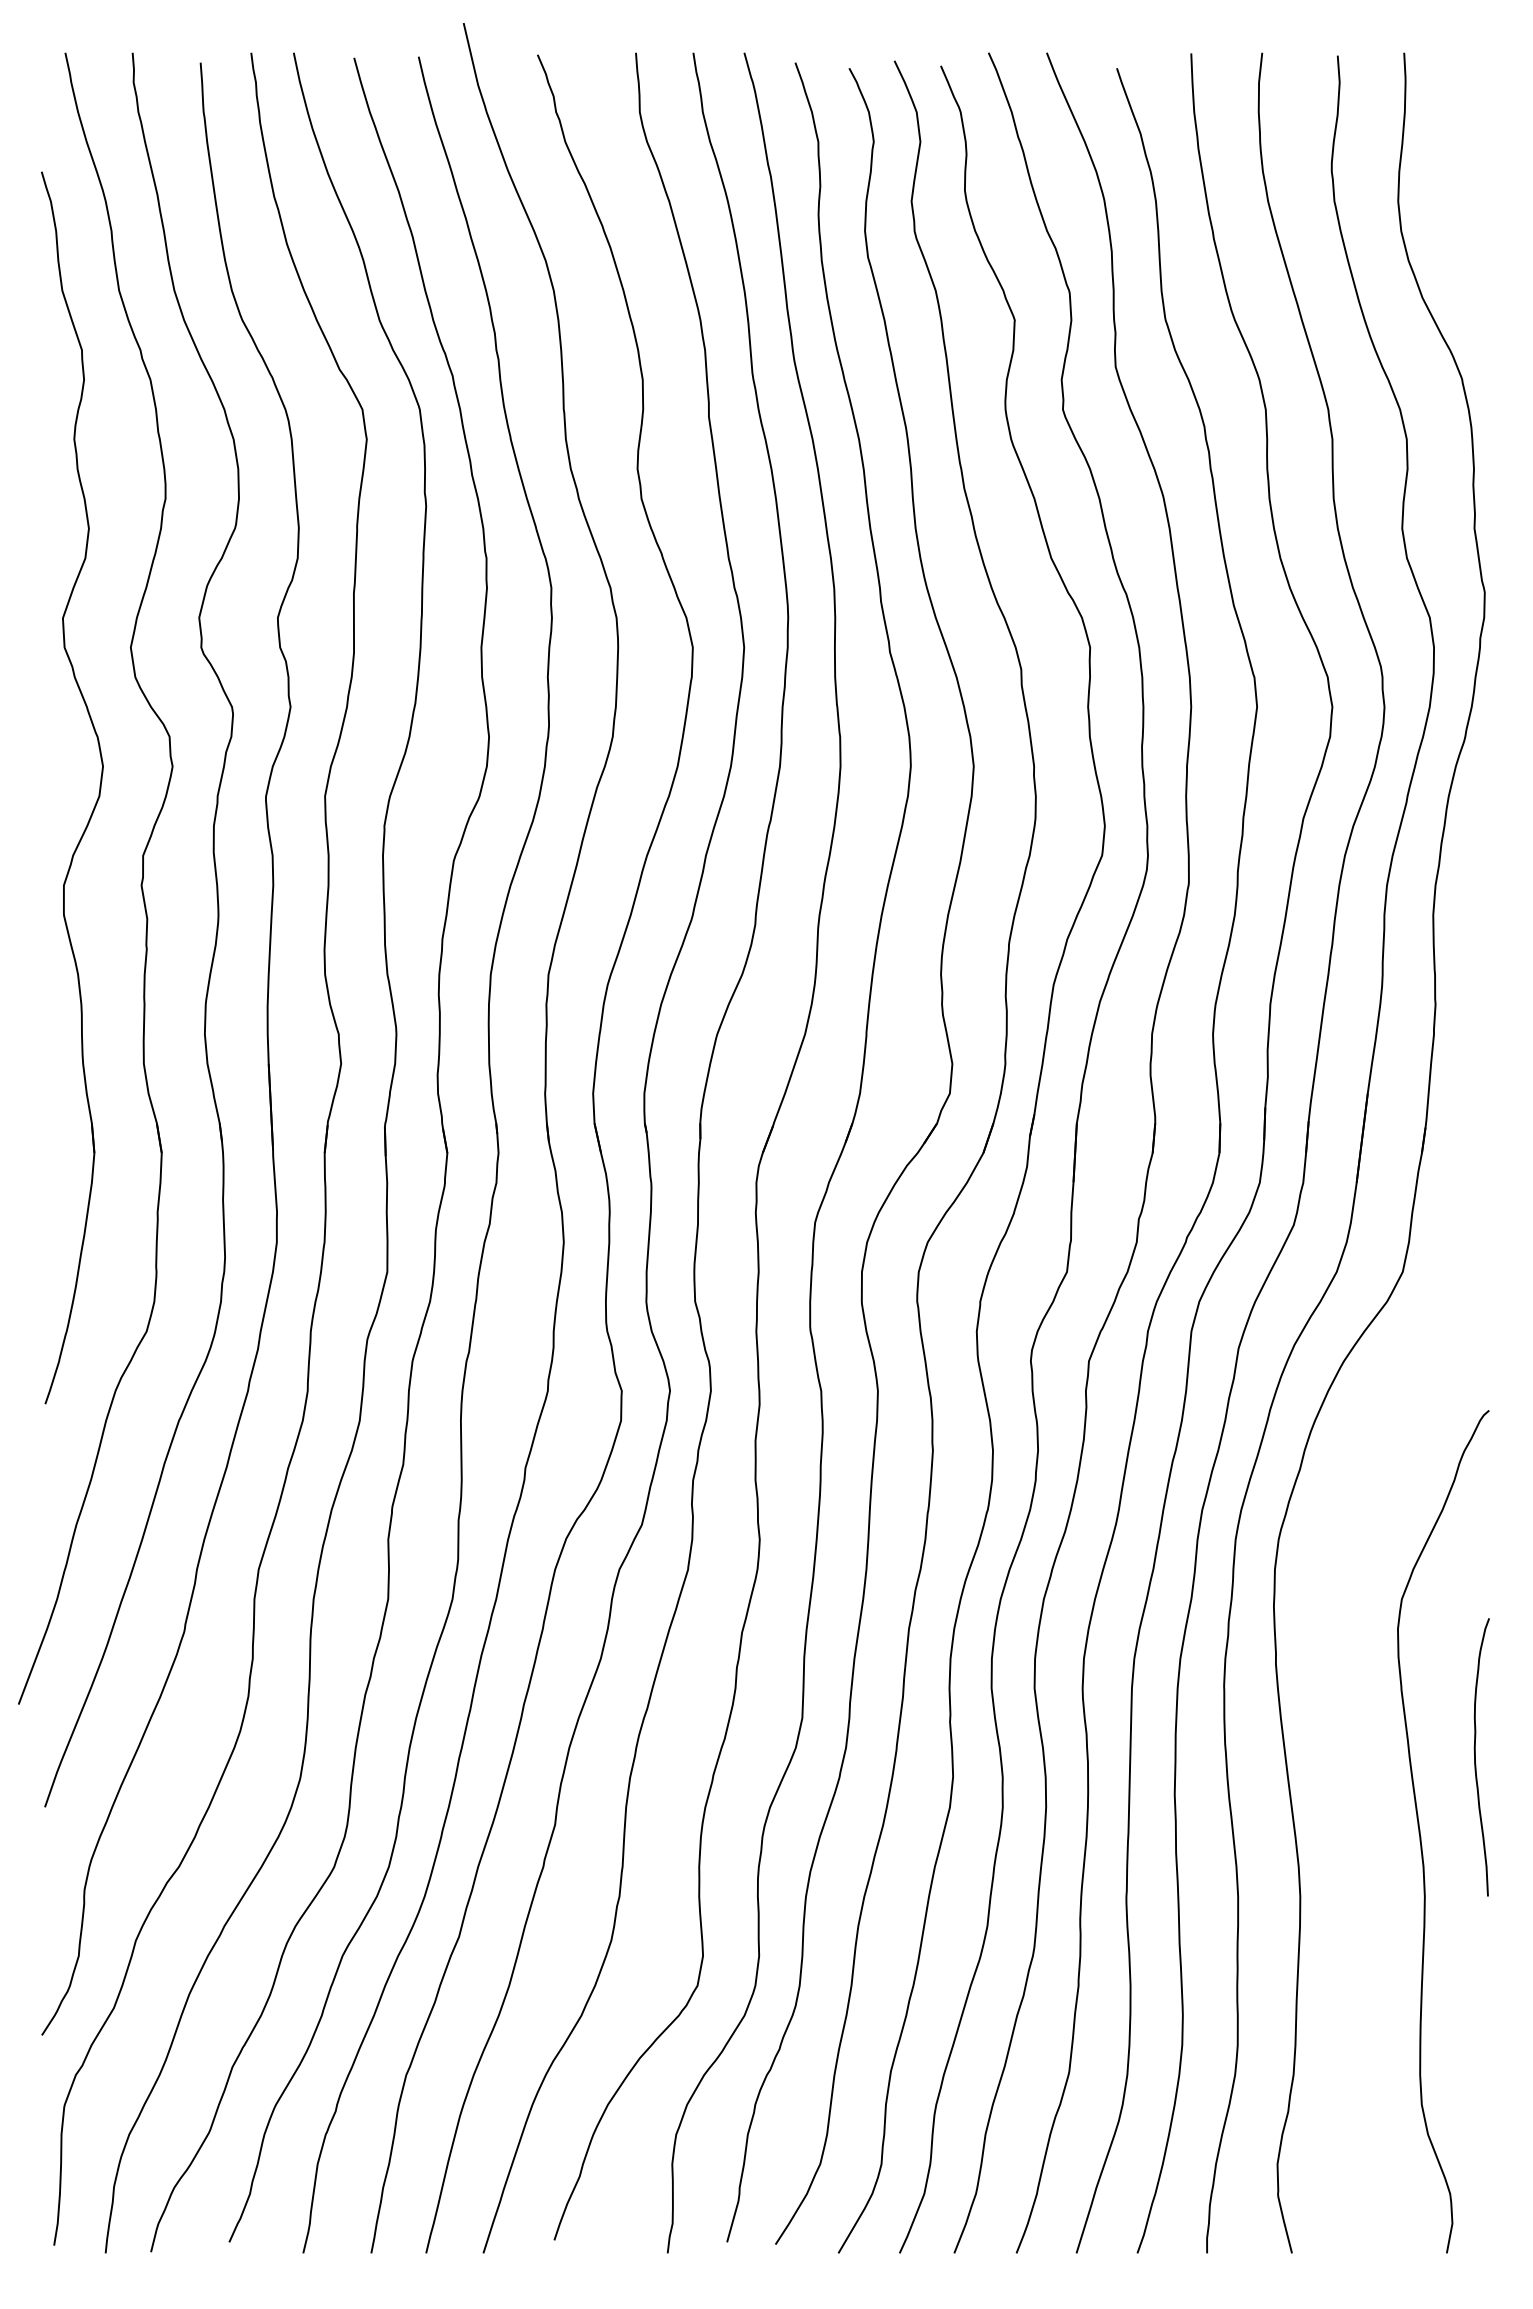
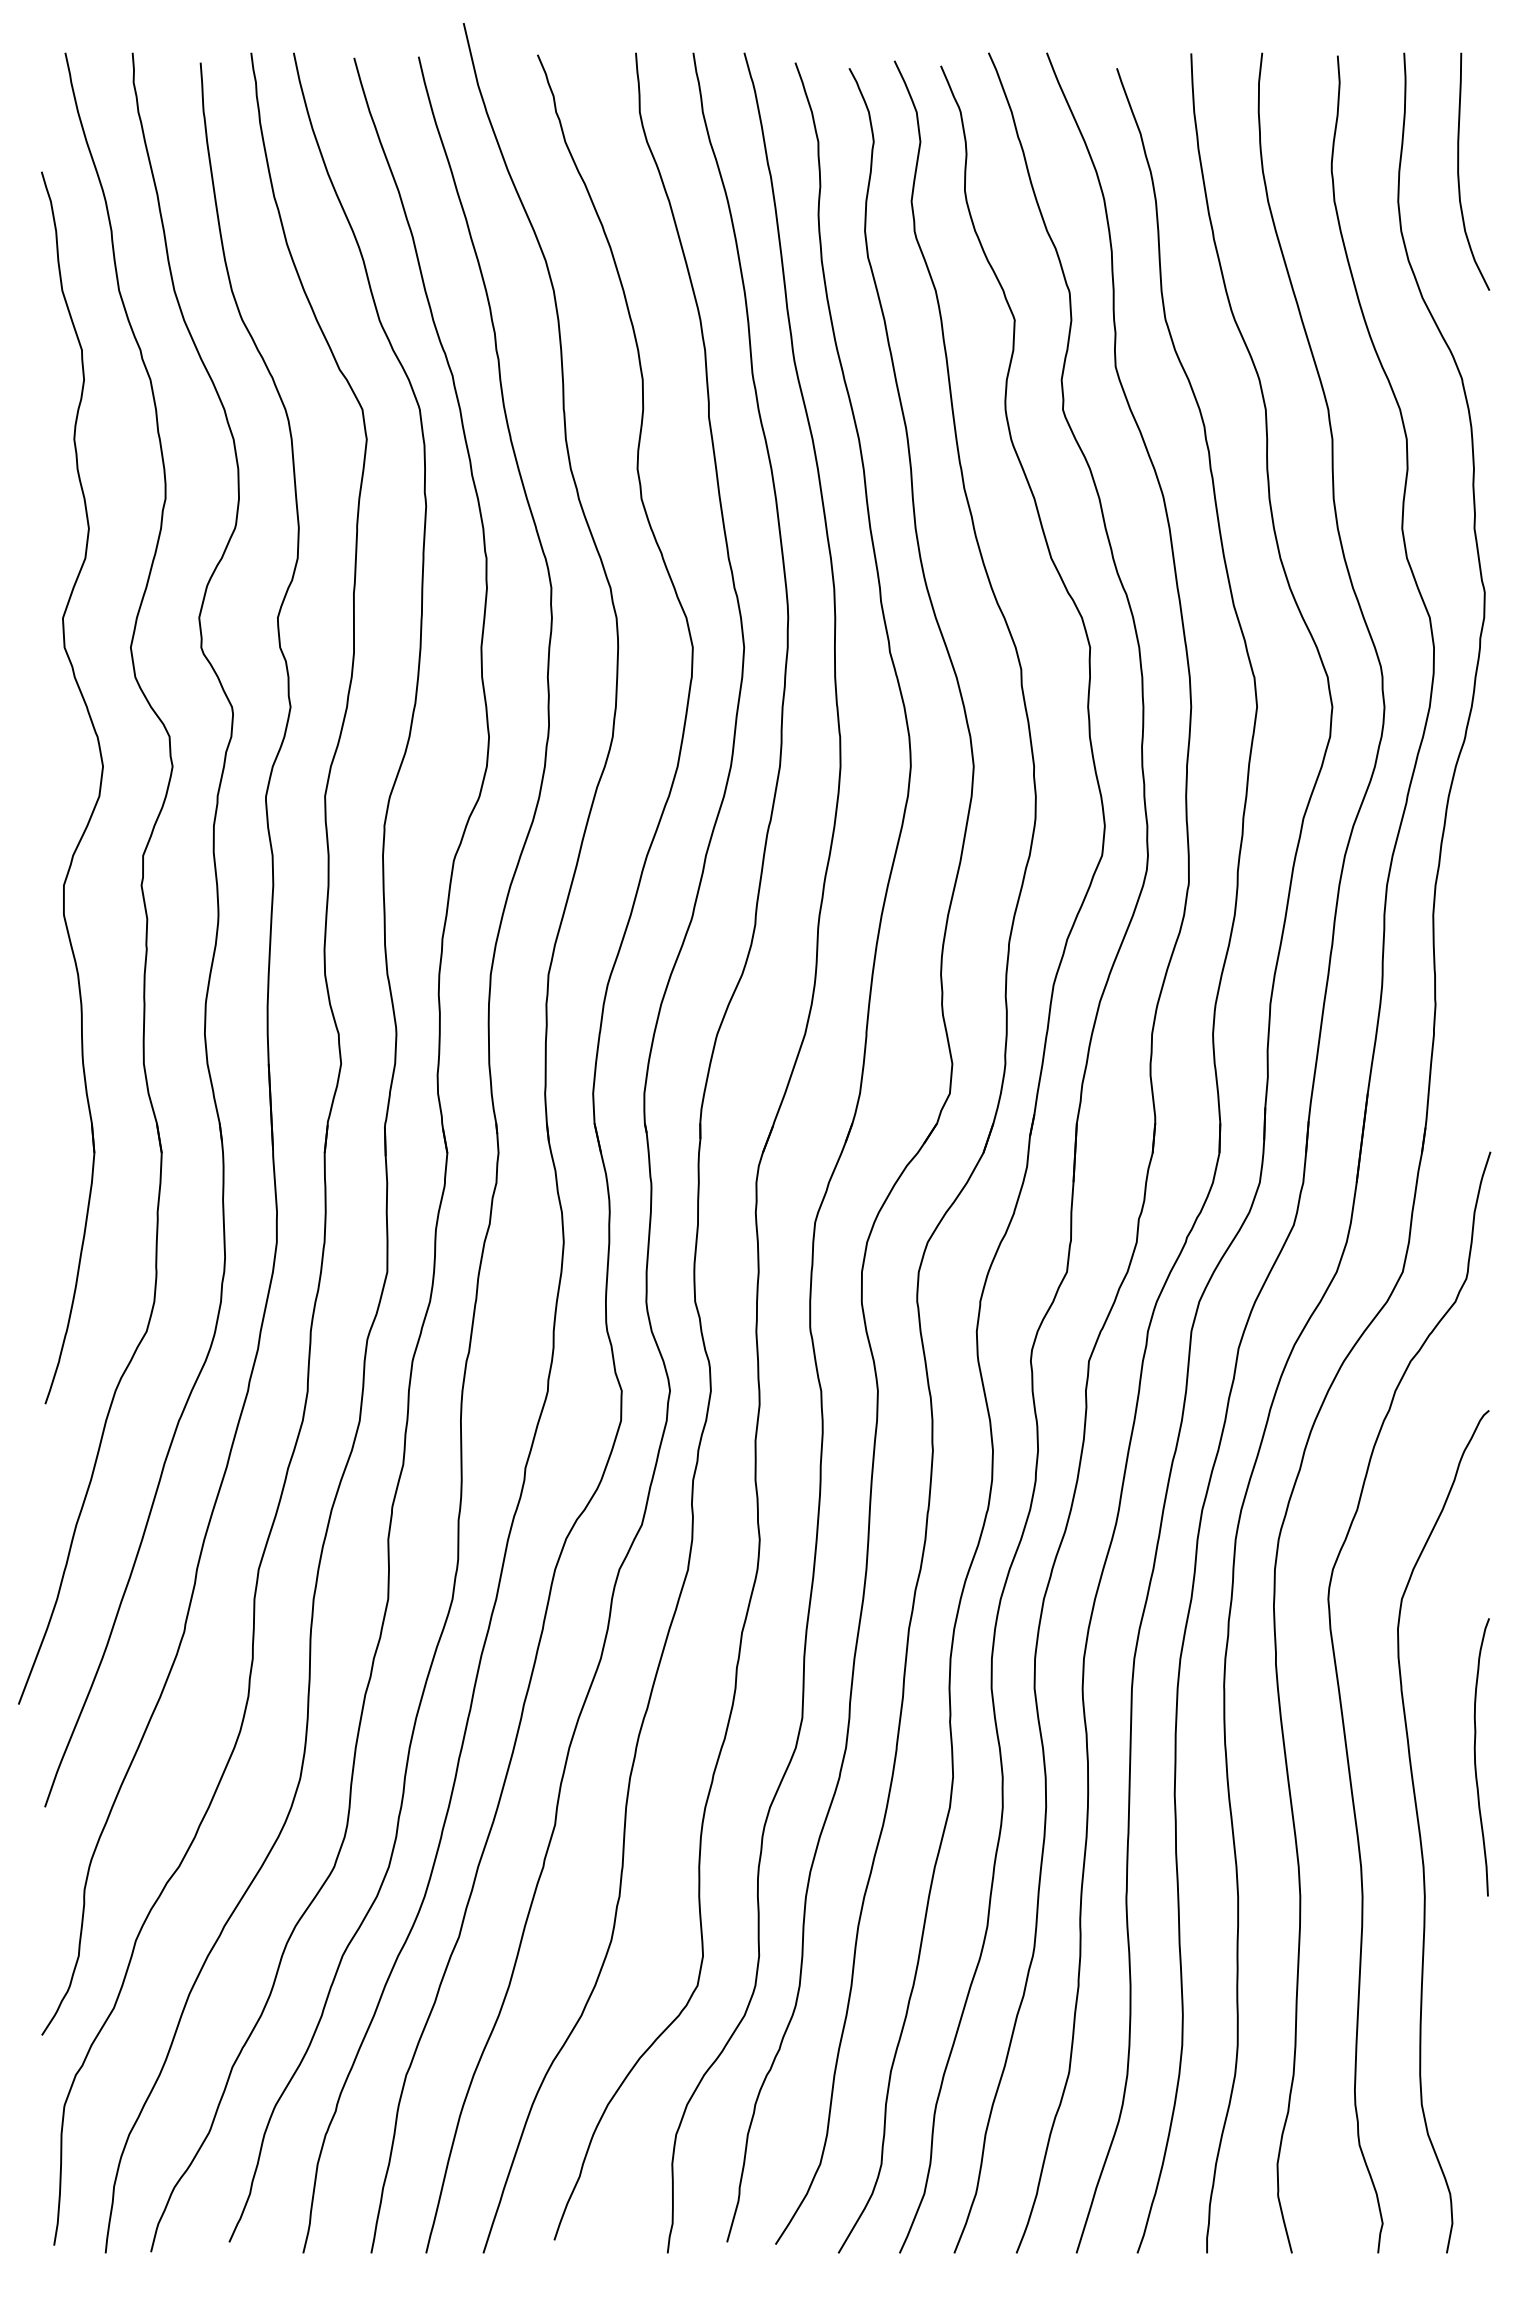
curve: none -> present (1459, 173)
curve: none -> present (1342, 1707)
